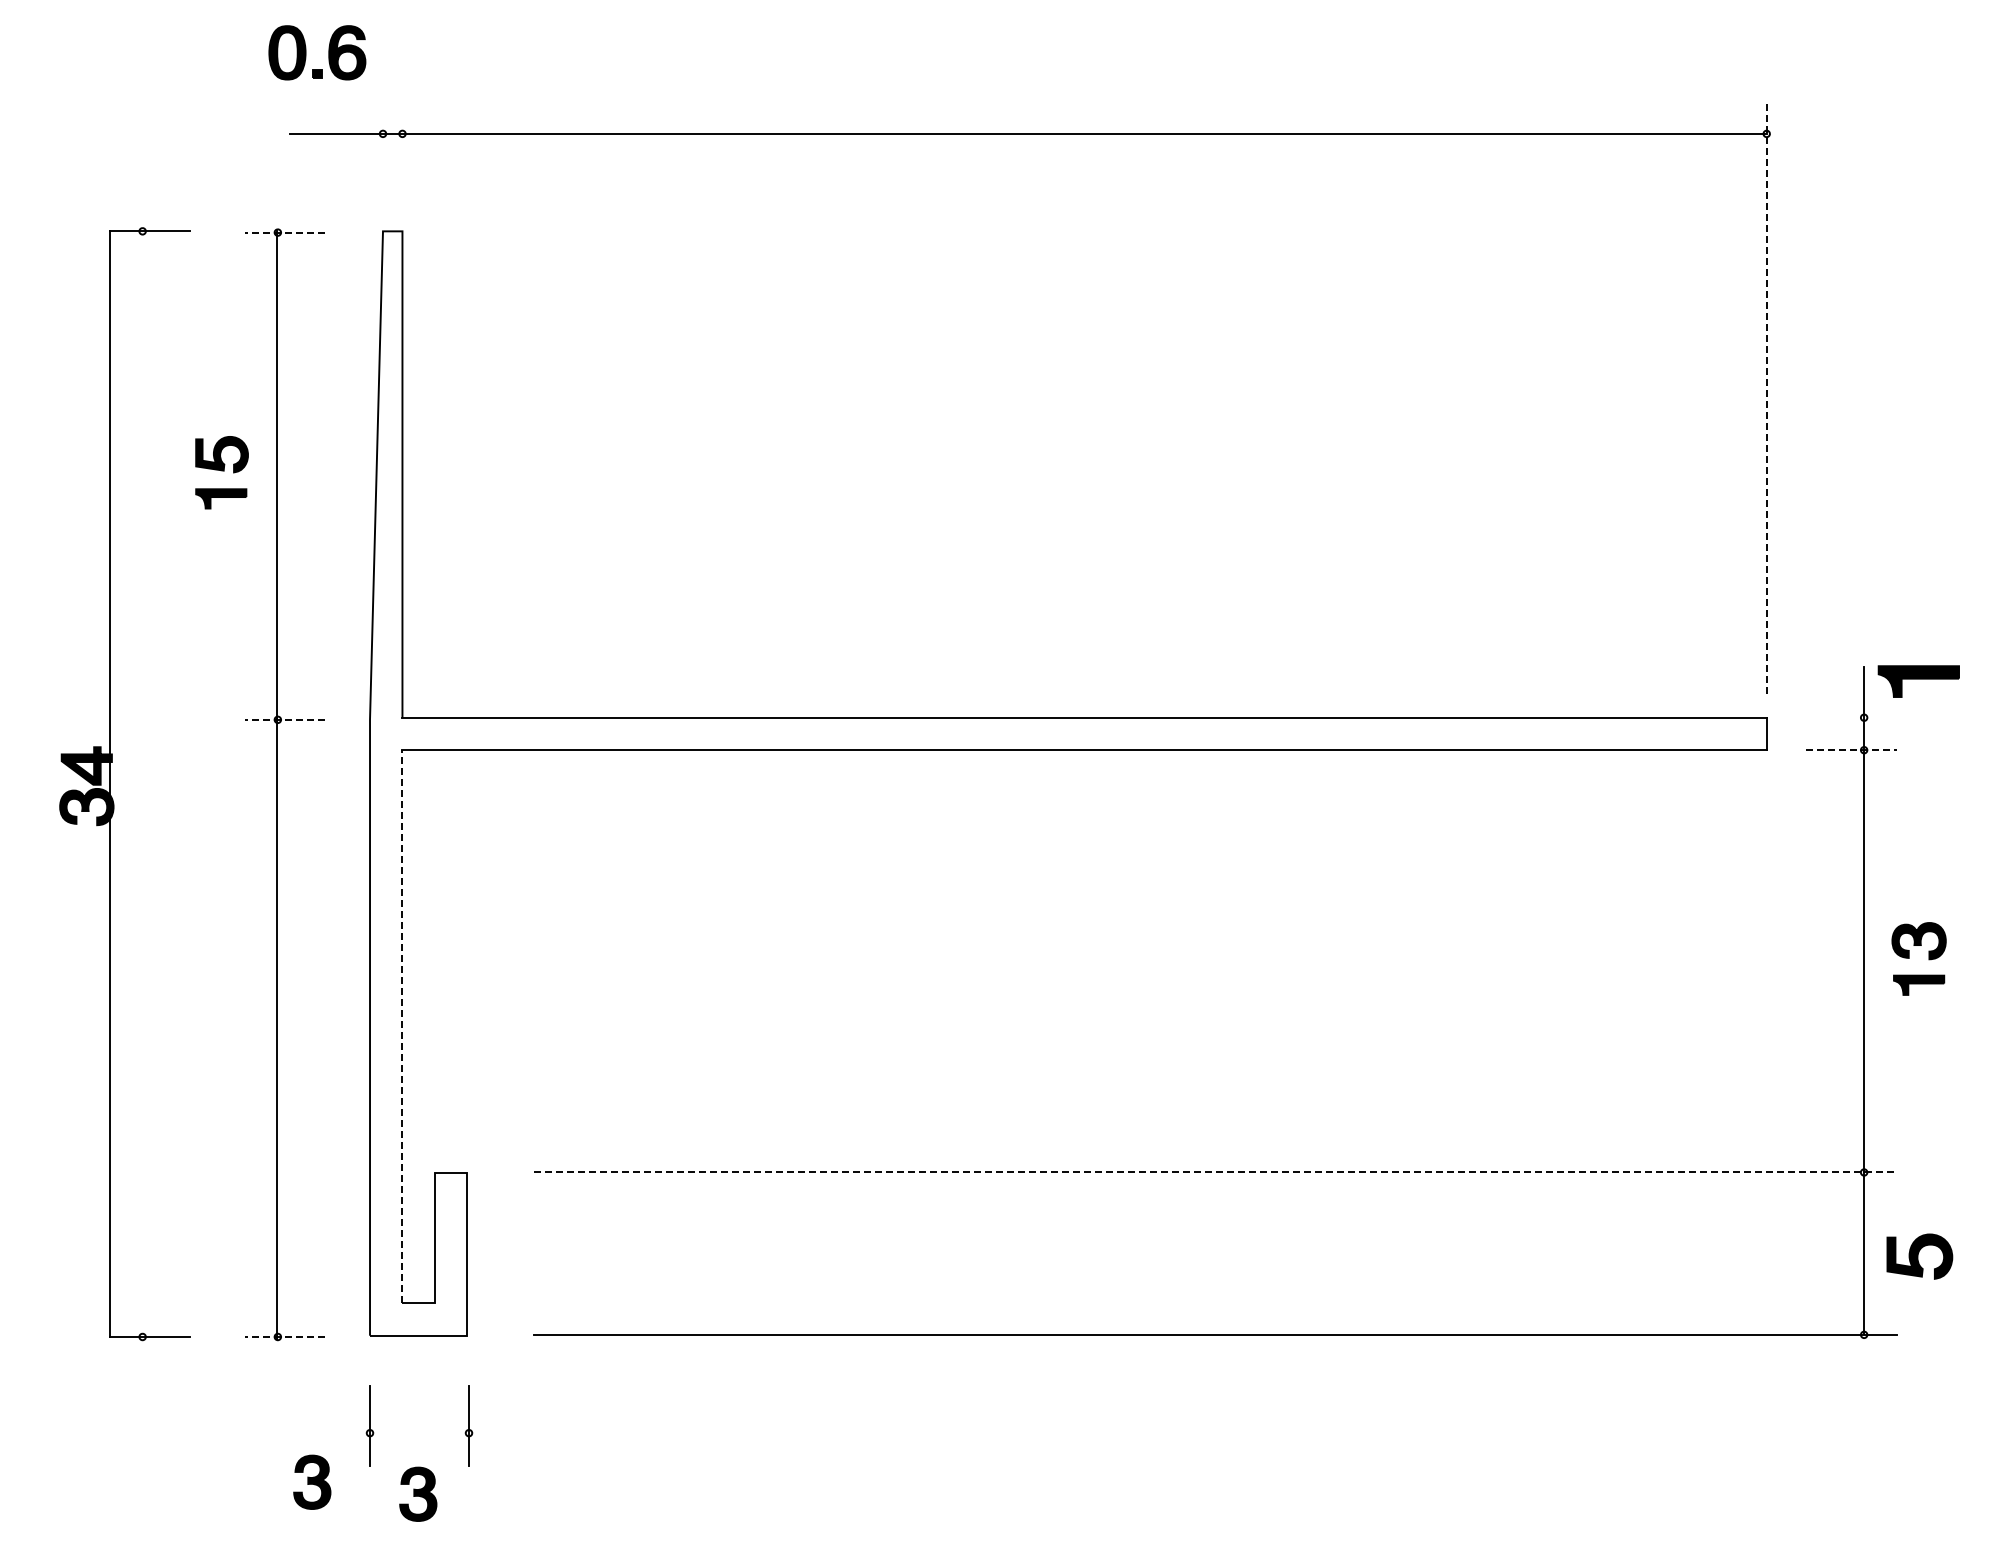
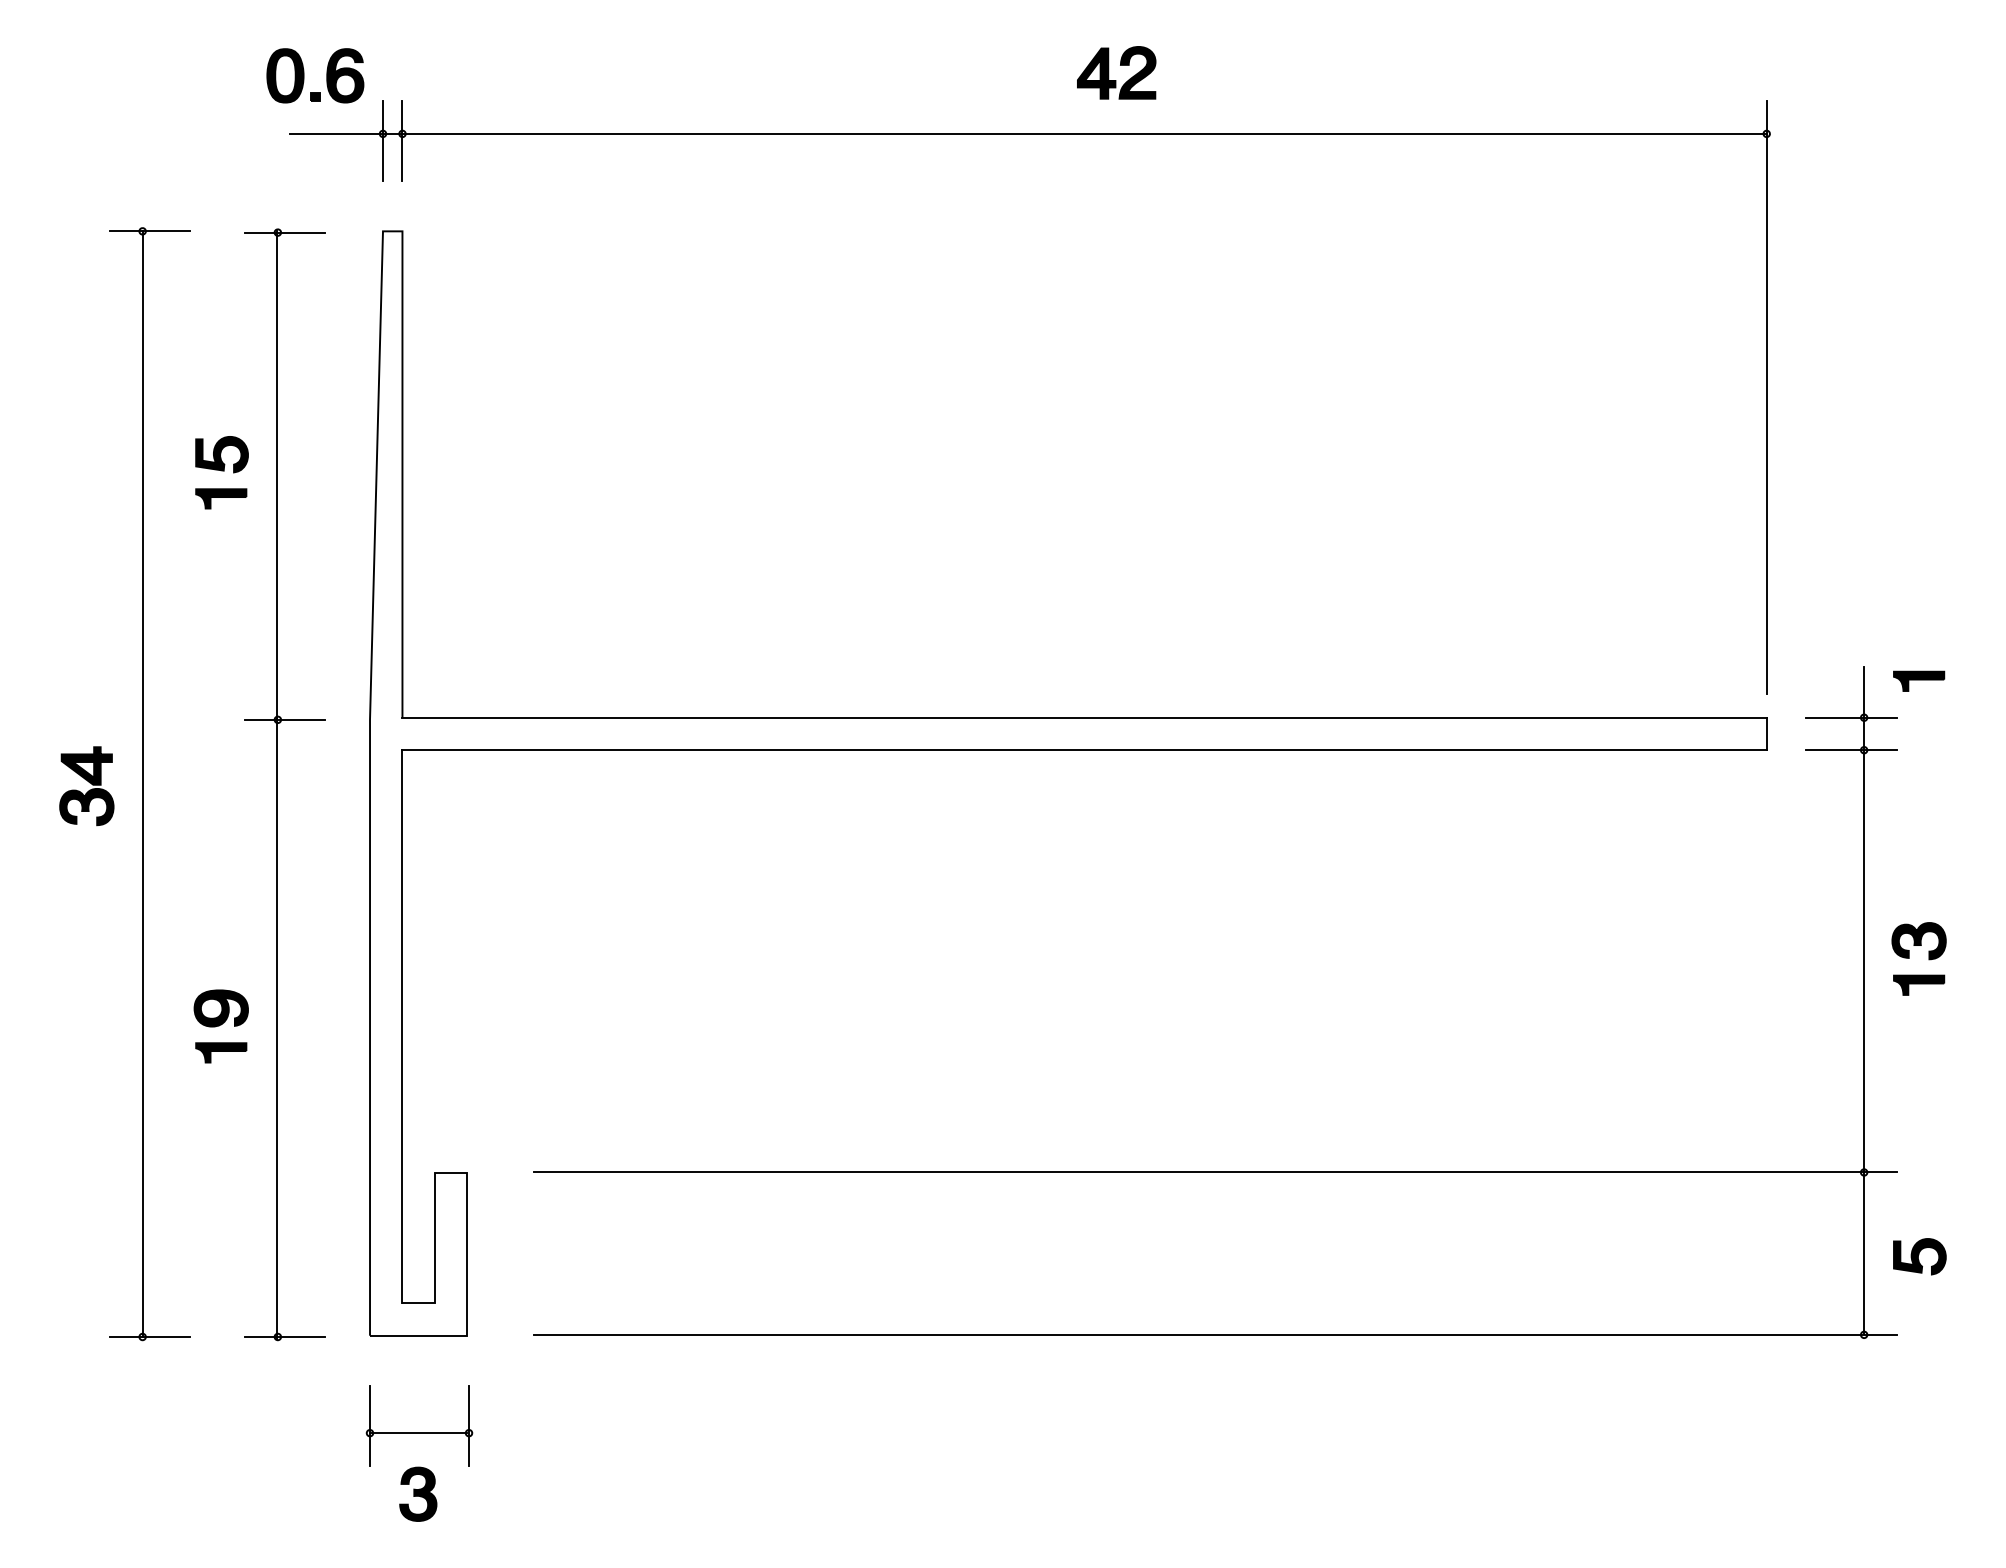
part position: (306, 52) -> (304, 75) (304, 75)
part: none -> present (1109, 72)
line: none -> present (383, 141)
line: none -> present (402, 141)
line: dashed -> solid (285, 232)
line: dashed -> solid (1766, 397)
part size: 83x33 px -> 53x22 px (1919, 680)
line: none -> present (1851, 717)
line: dashed -> solid (285, 719)
line: dashed -> solid (1851, 750)
line position: (109, 783) -> (142, 783) (142, 783)
part: none -> present (220, 1026)
line: dashed -> solid (402, 1026)
line: dashed -> solid (1215, 1172)
part size: 68x47 px -> 54x38 px (1919, 1256)
line: dashed -> solid (285, 1336)
line: none -> present (418, 1433)
part: present -> none (312, 1481)
